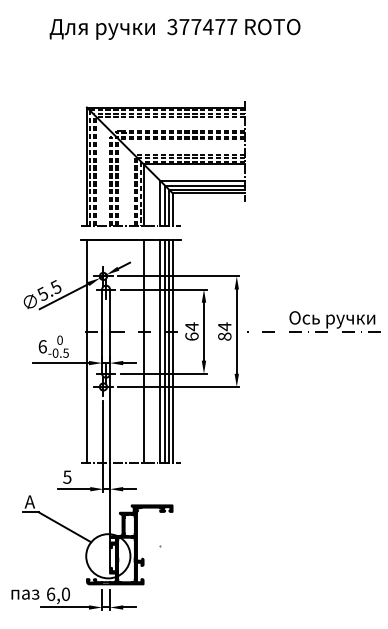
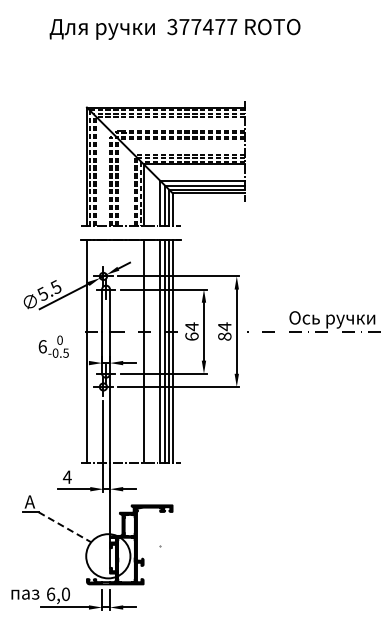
line: present -> none (60, 363)
text: 5 -> 4 (66, 476)
line: solid -> dashed (65, 527)
